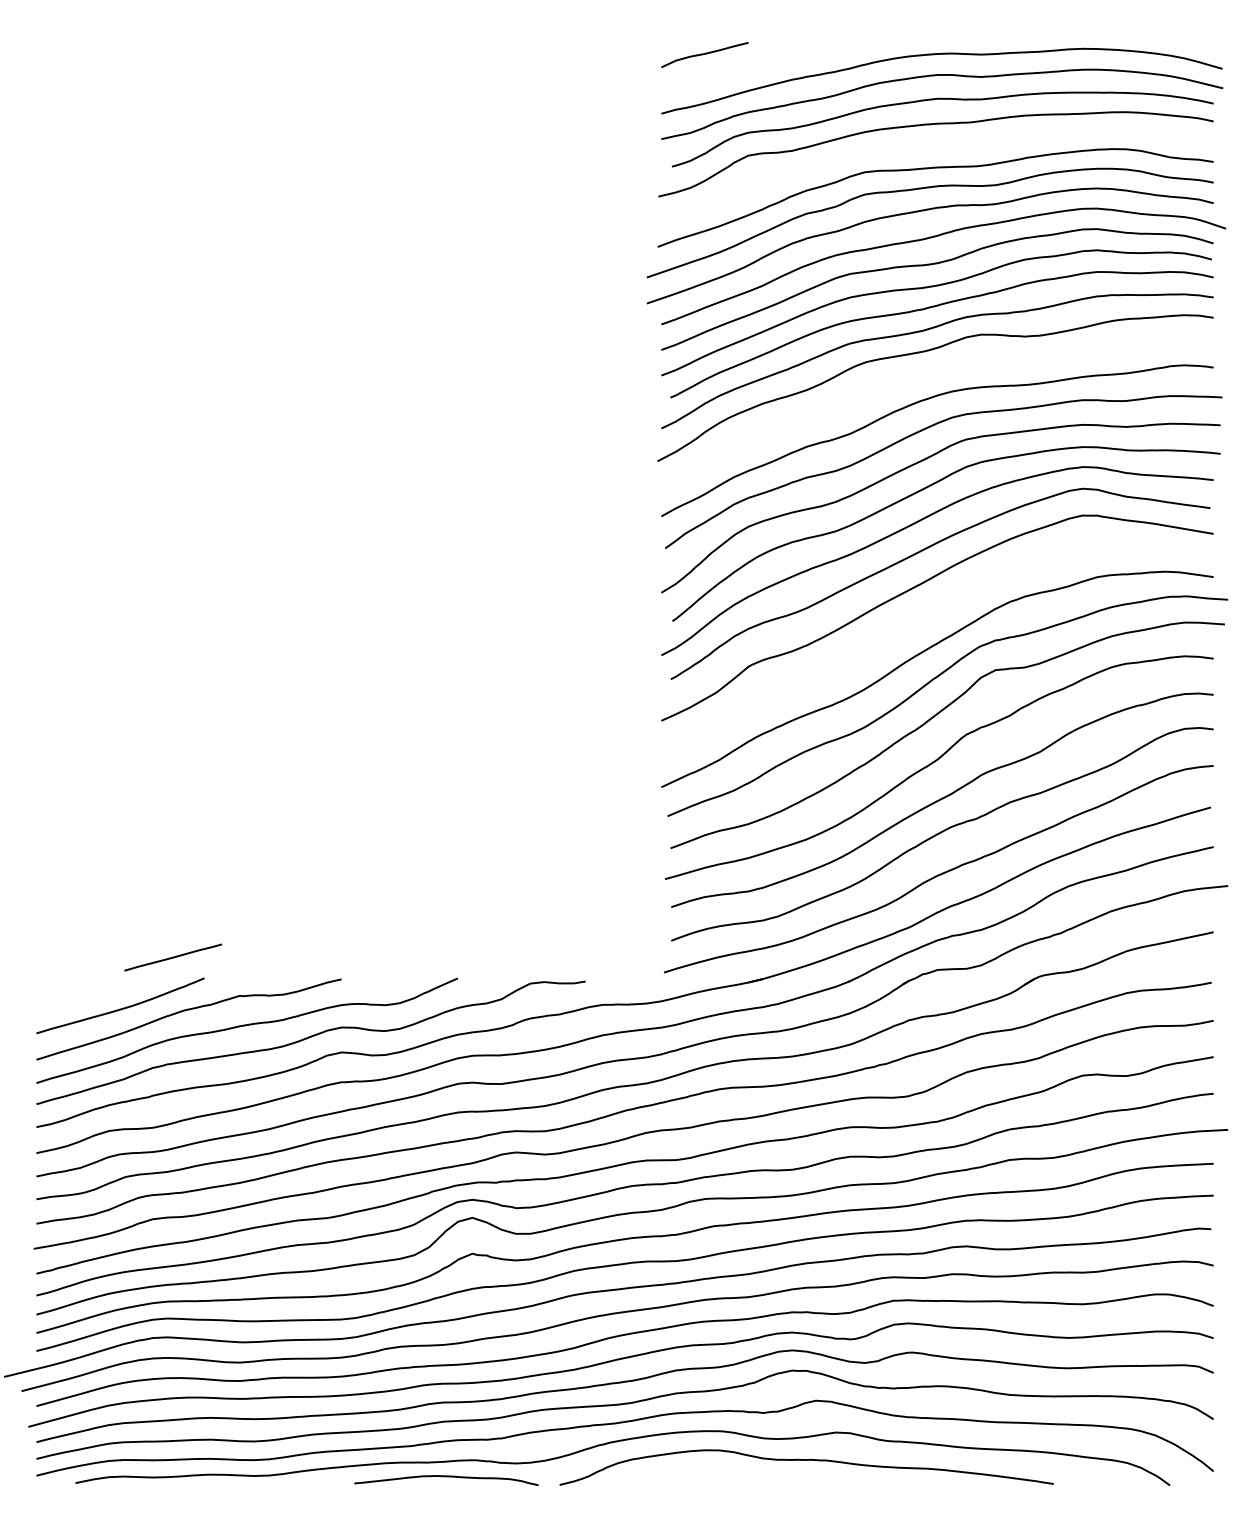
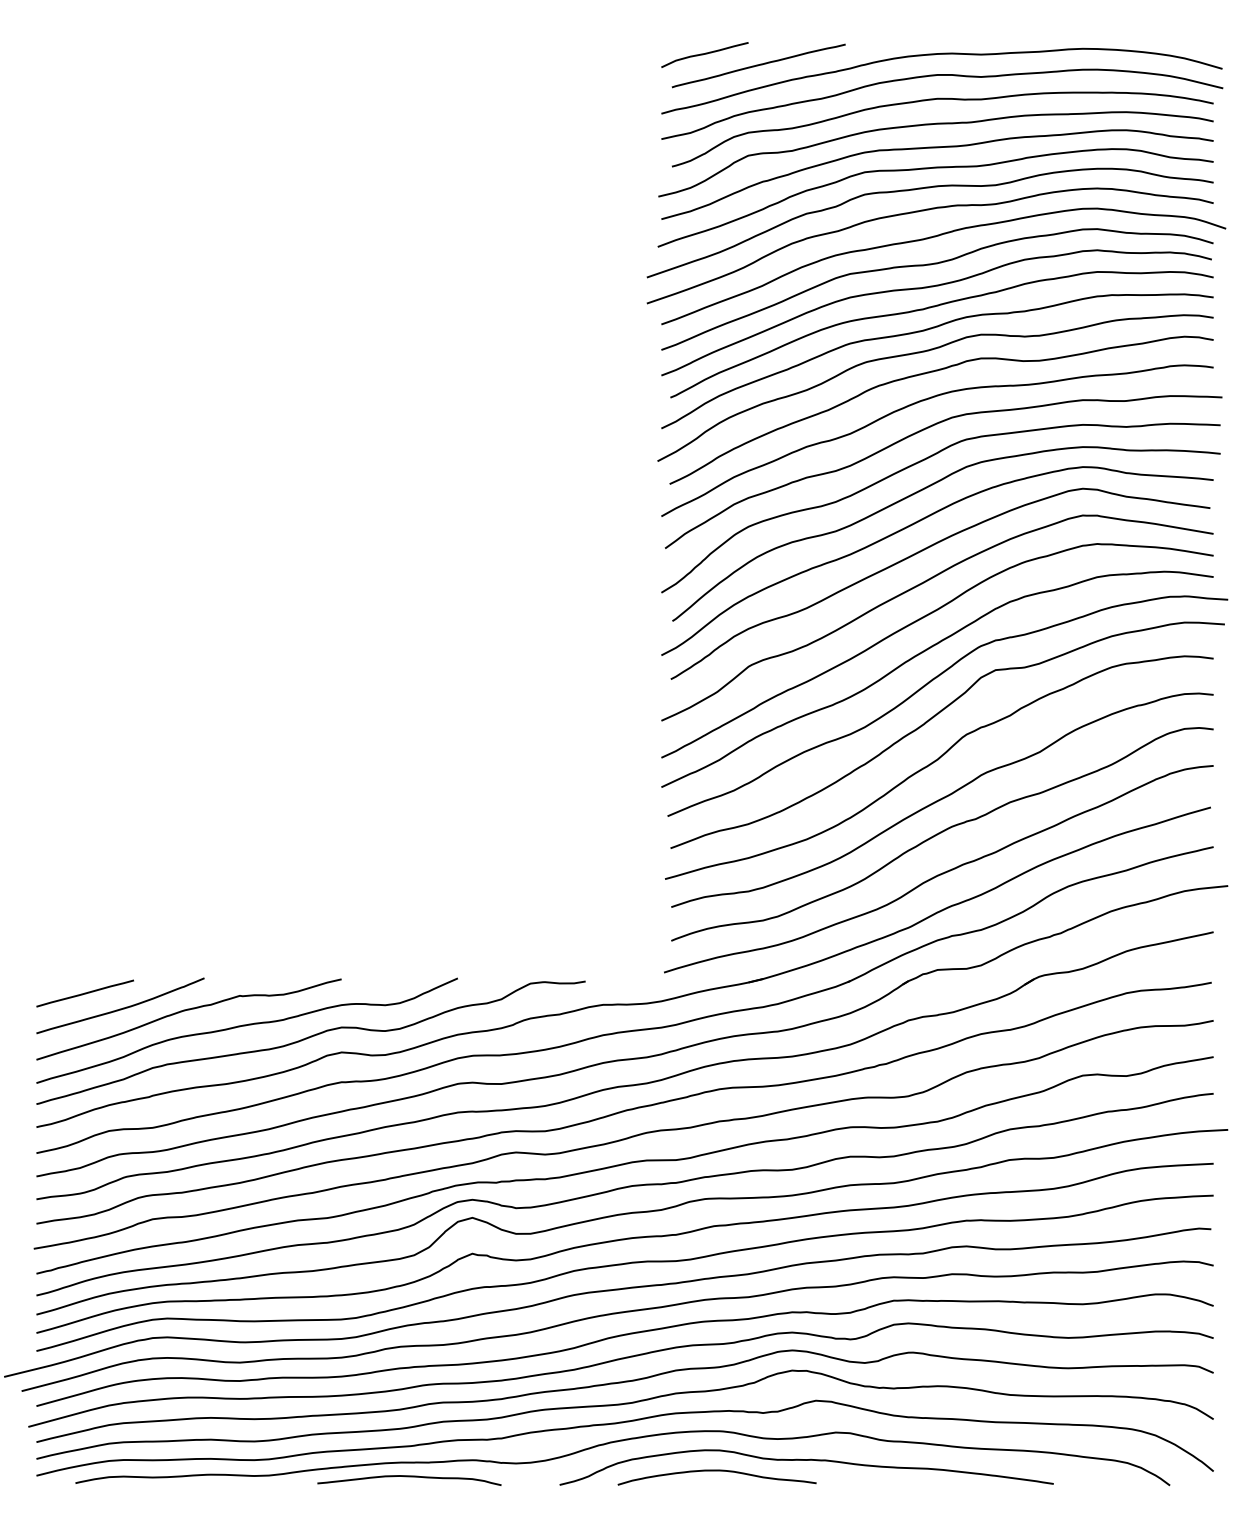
line: none -> present (758, 65)
curve: none -> present (937, 148)
curve: none -> present (933, 372)
curve: none -> present (921, 619)
line position: (172, 957) -> (84, 993) (84, 993)
curve: none -> present (716, 1471)
curve position: (446, 1477) -> (409, 1477) (409, 1477)
